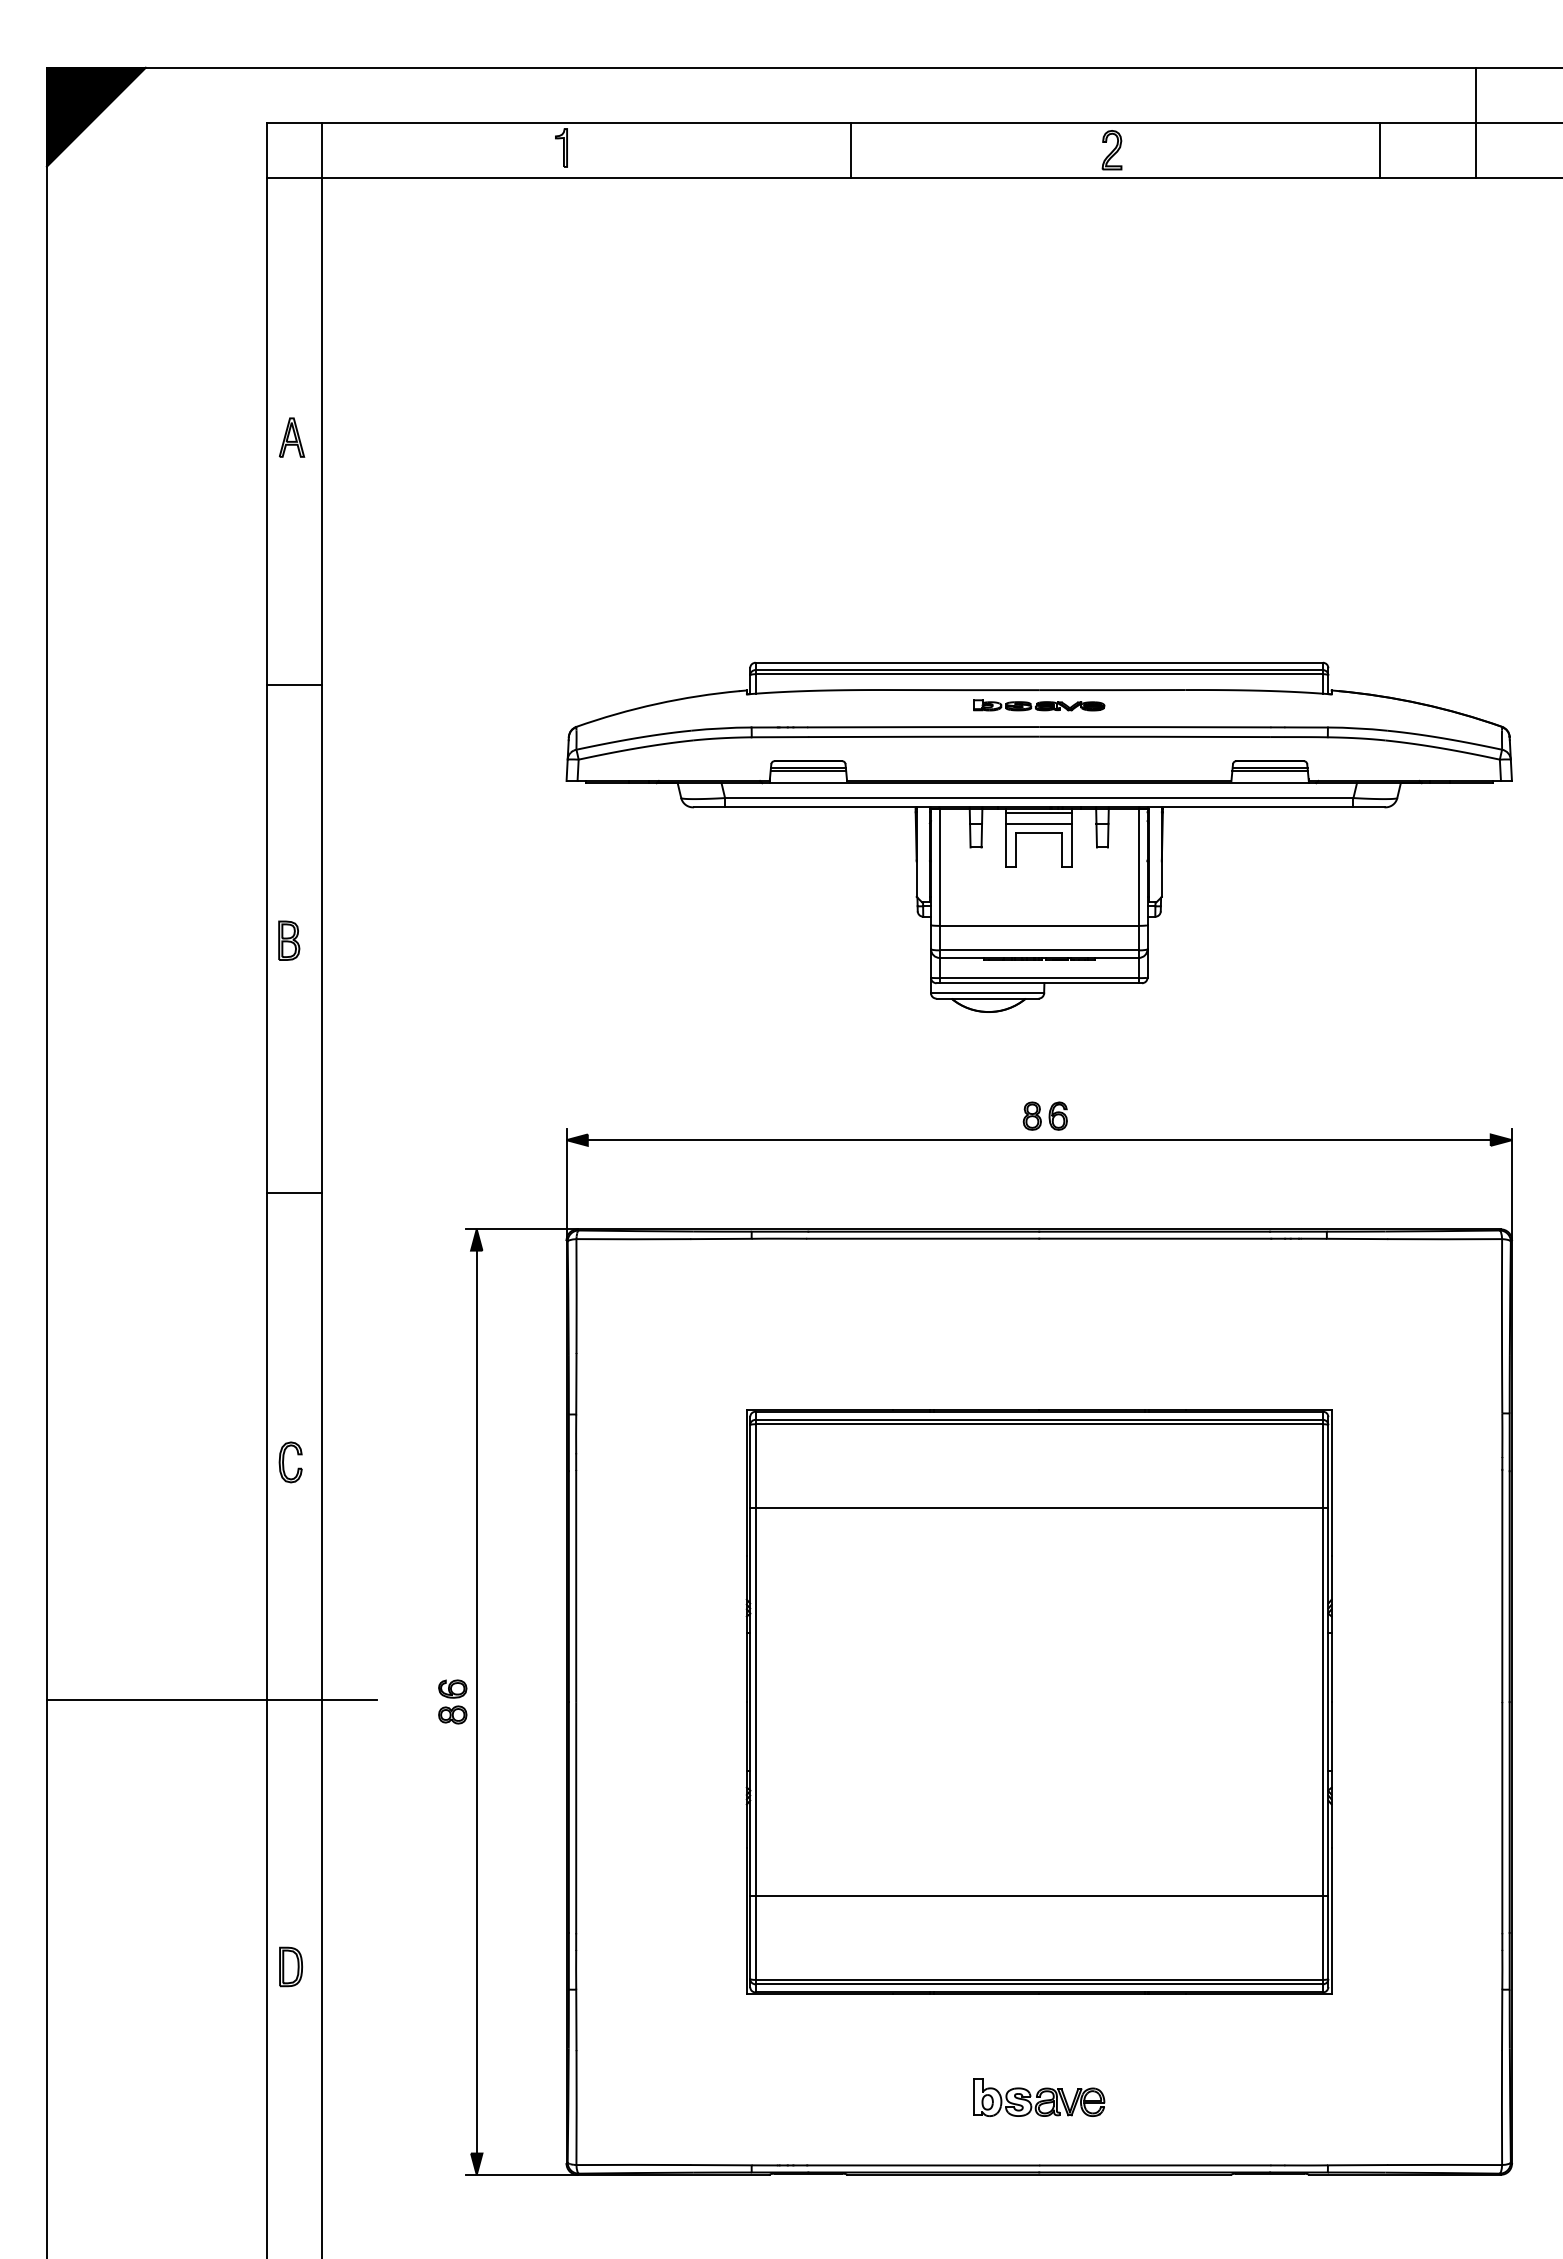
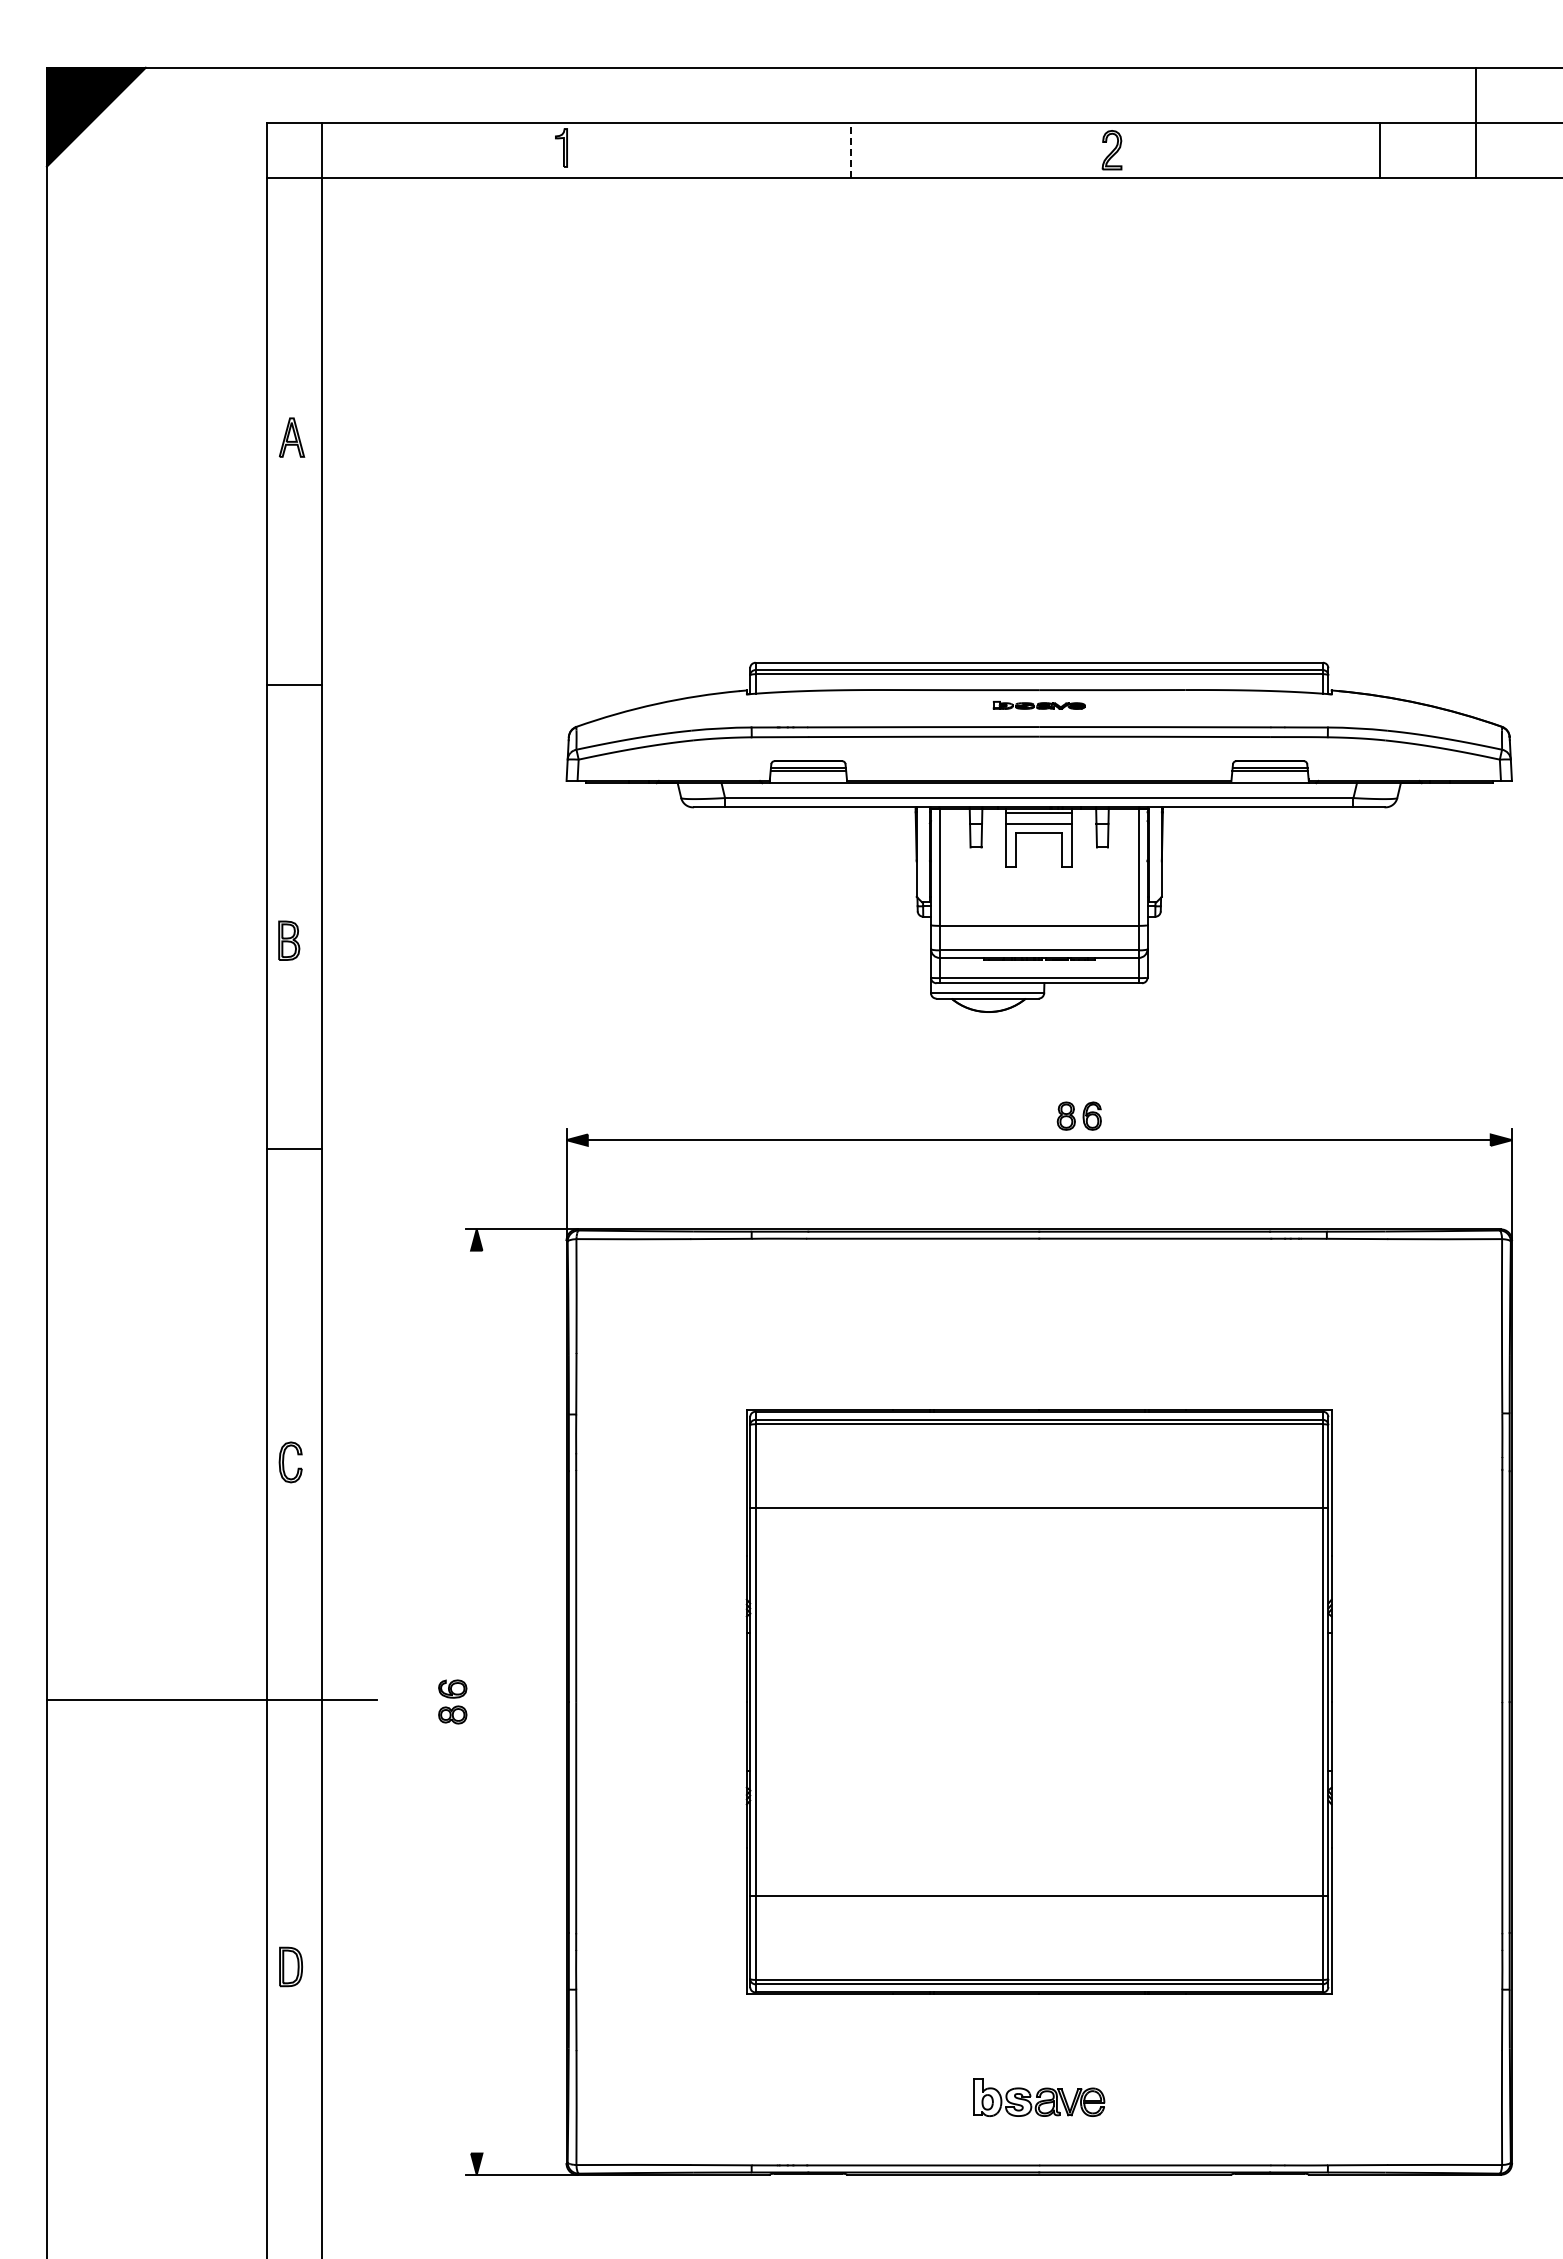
line: solid -> dashed (850, 149)
part size: 133x13 px -> 94x10 px (1038, 704)
part position: (1044, 1115) -> (1078, 1115) (1078, 1115)
line position: (293, 1192) -> (293, 1148) (293, 1148)
line: present -> none (476, 1701)
